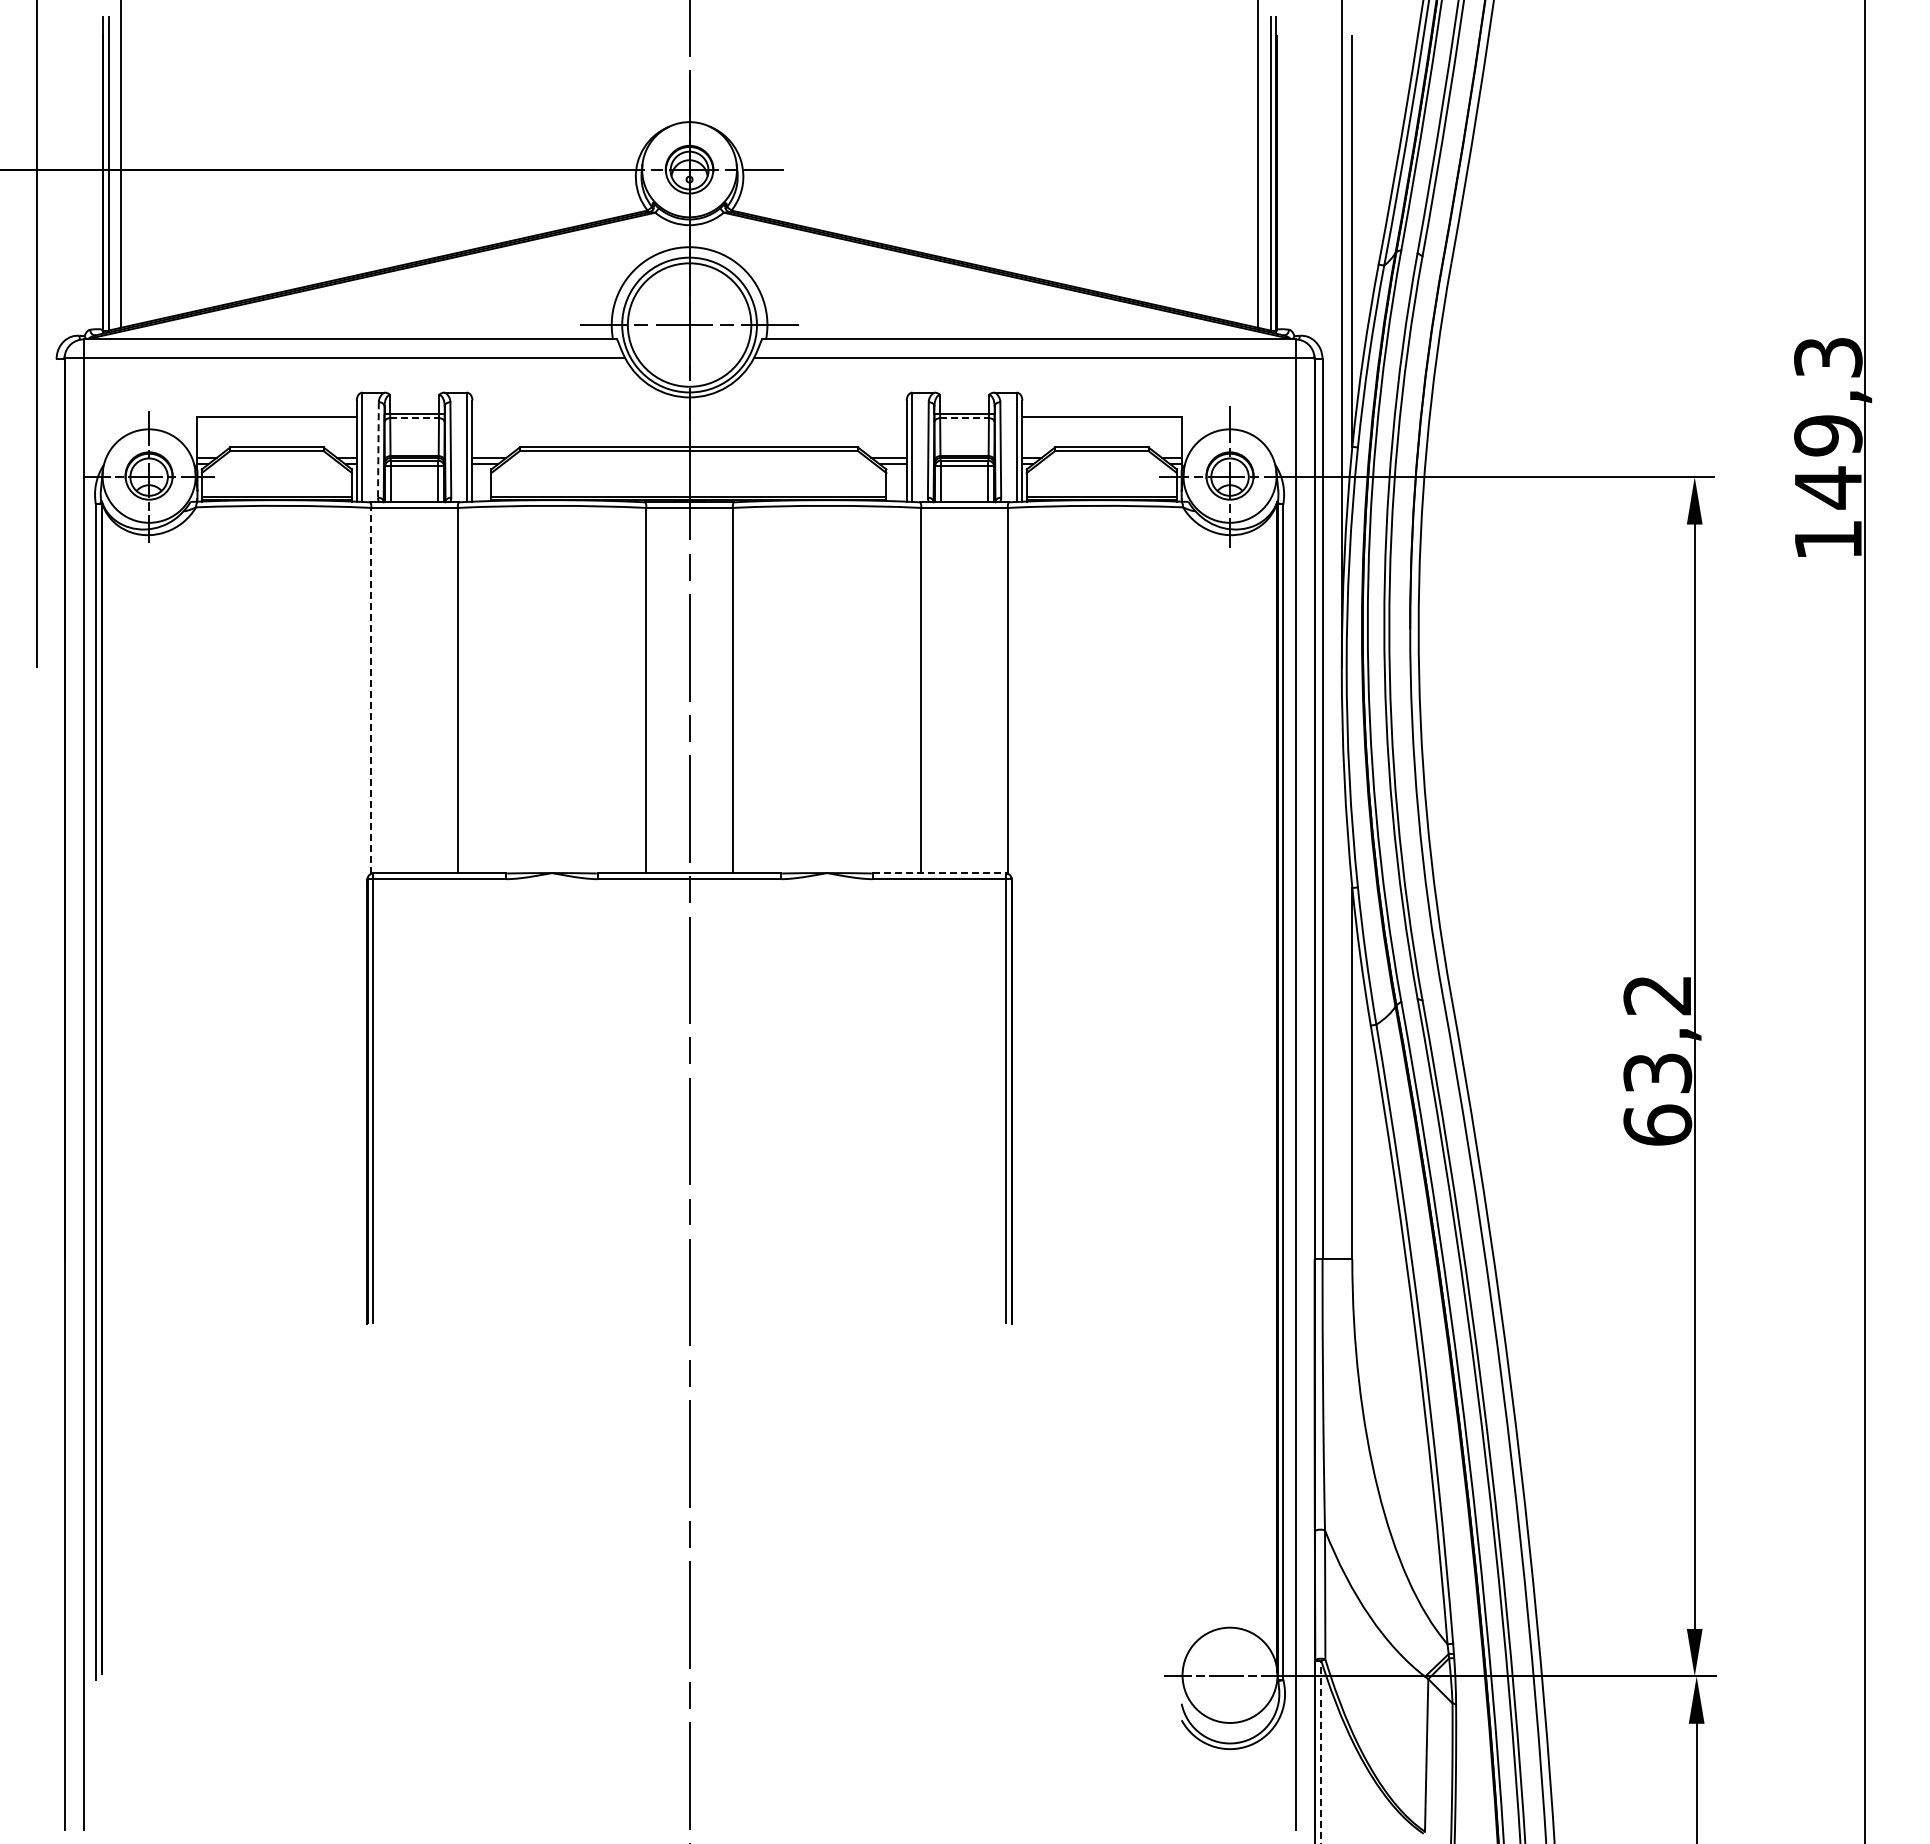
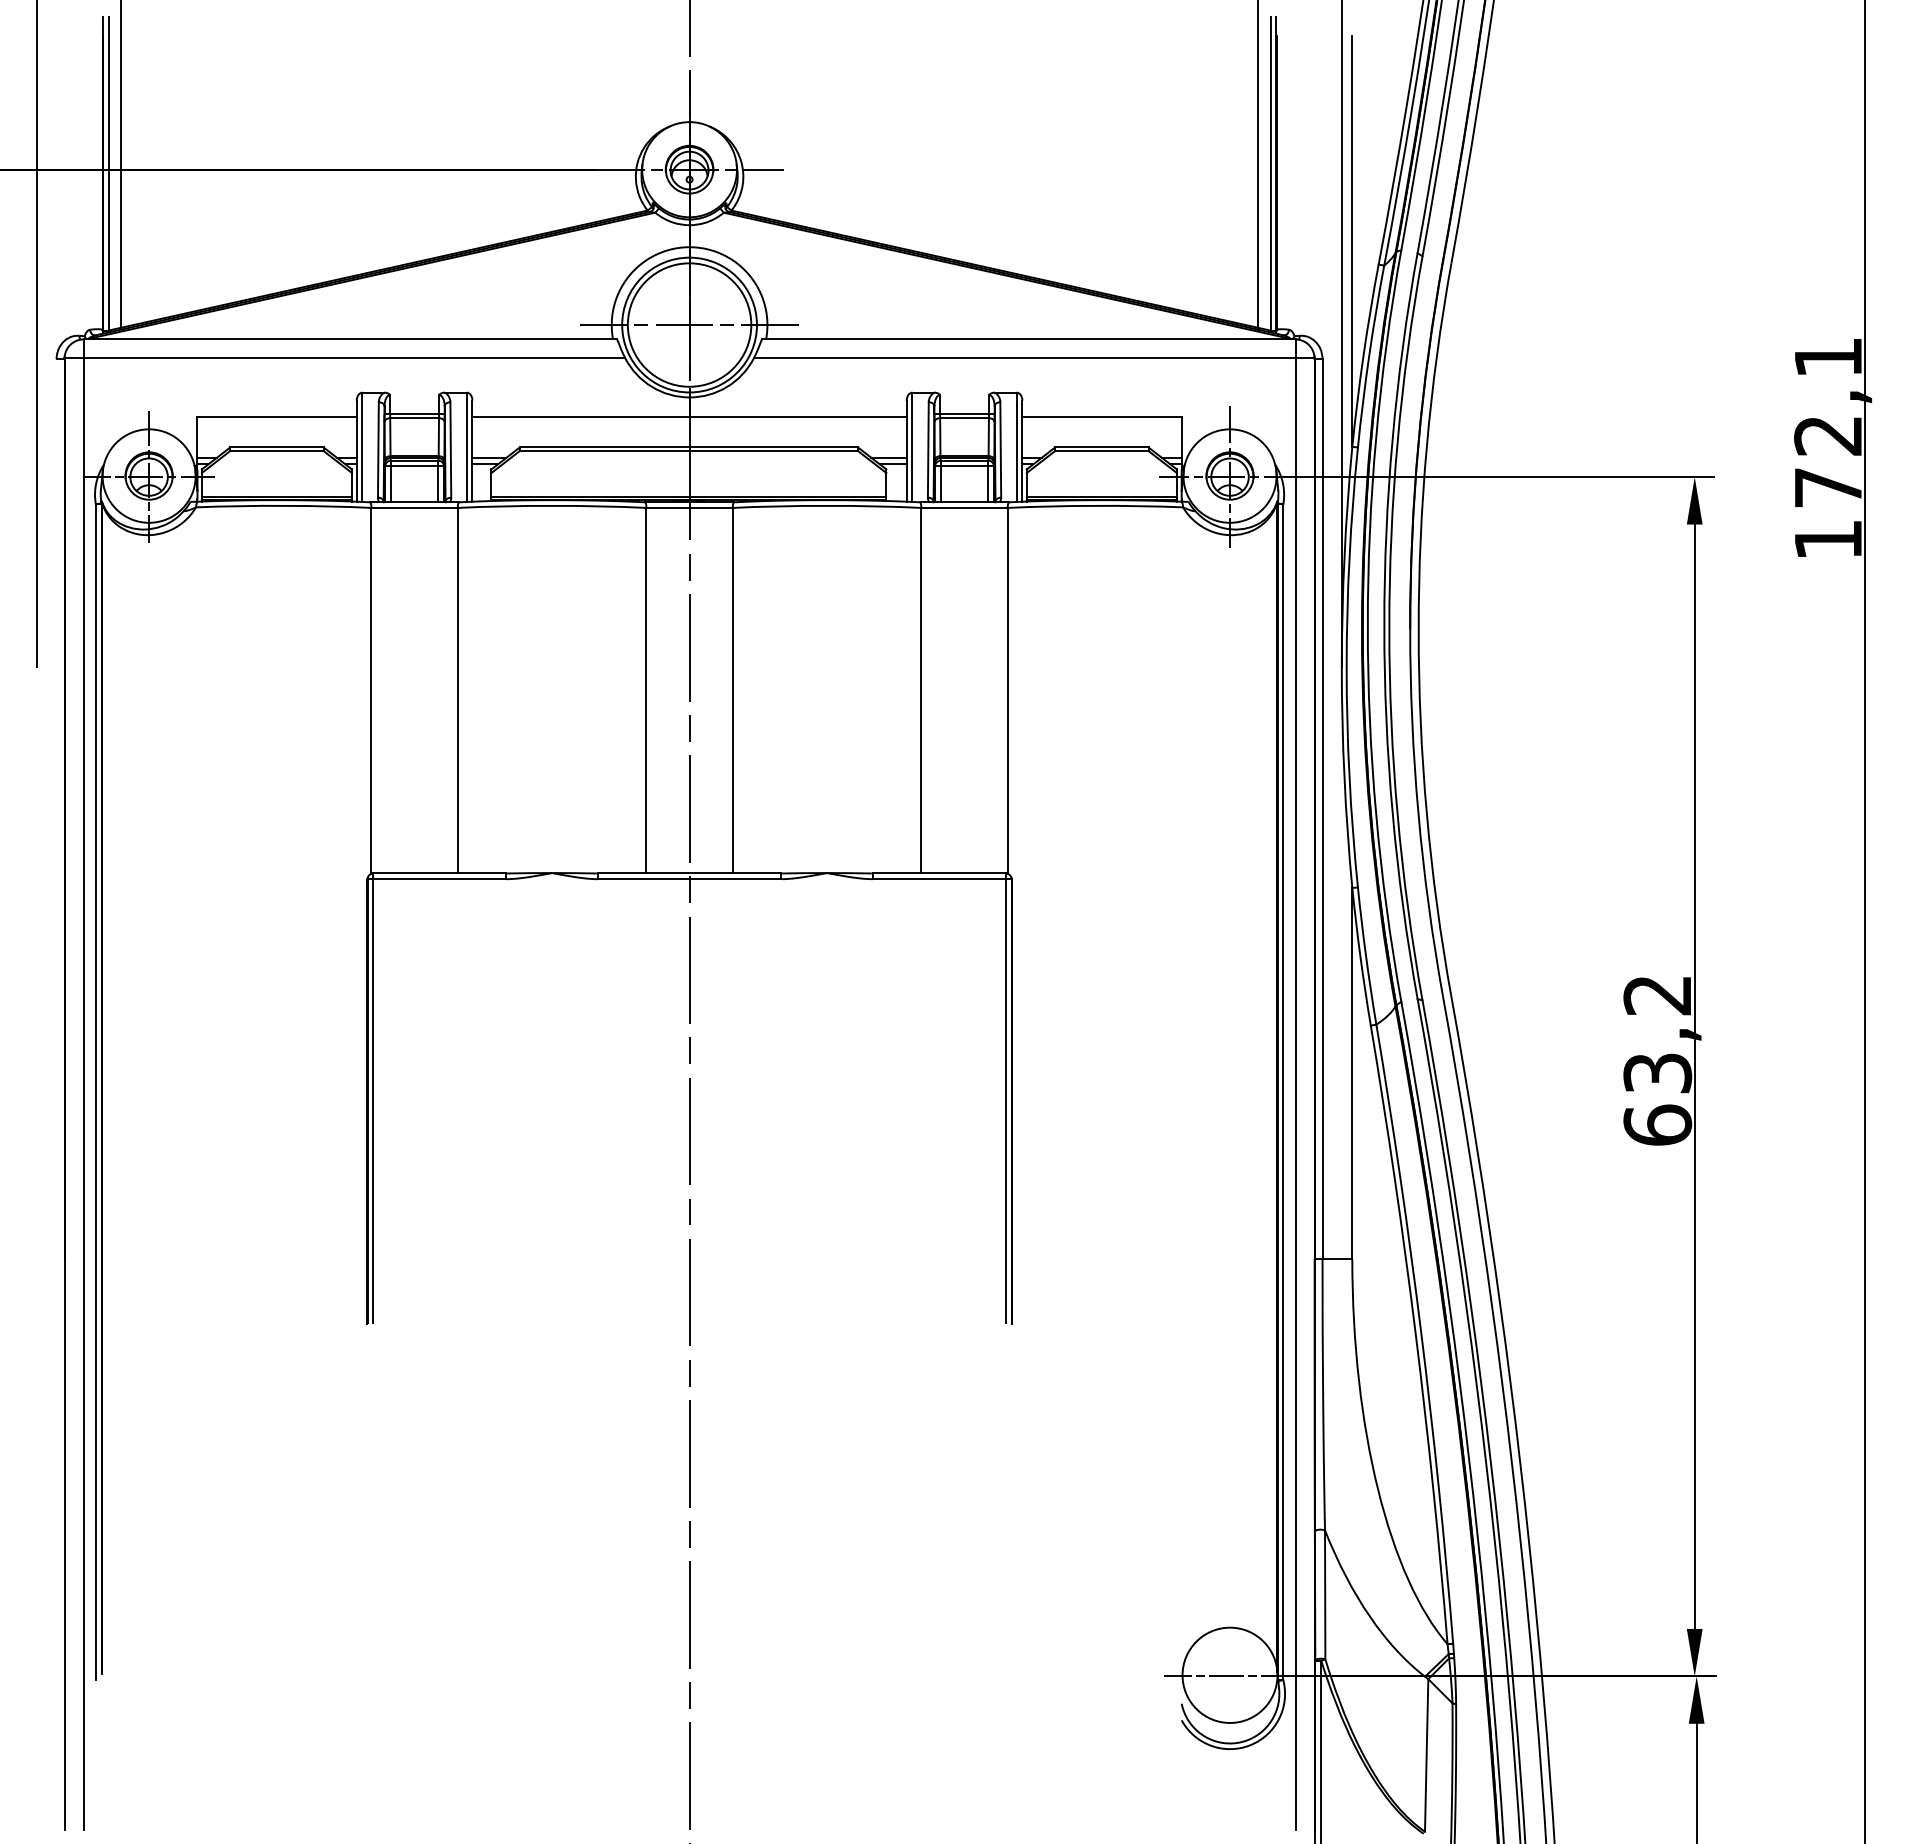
line: none -> present (689, 416)
line: dashed -> solid (415, 418)
line: dashed -> solid (965, 418)
text: 149,3 -> 172,1 (1828, 423)
line: dashed -> solid (378, 449)
line: dashed -> solid (371, 690)
line: dashed -> solid (939, 873)
line: dashed -> solid (1321, 1752)
